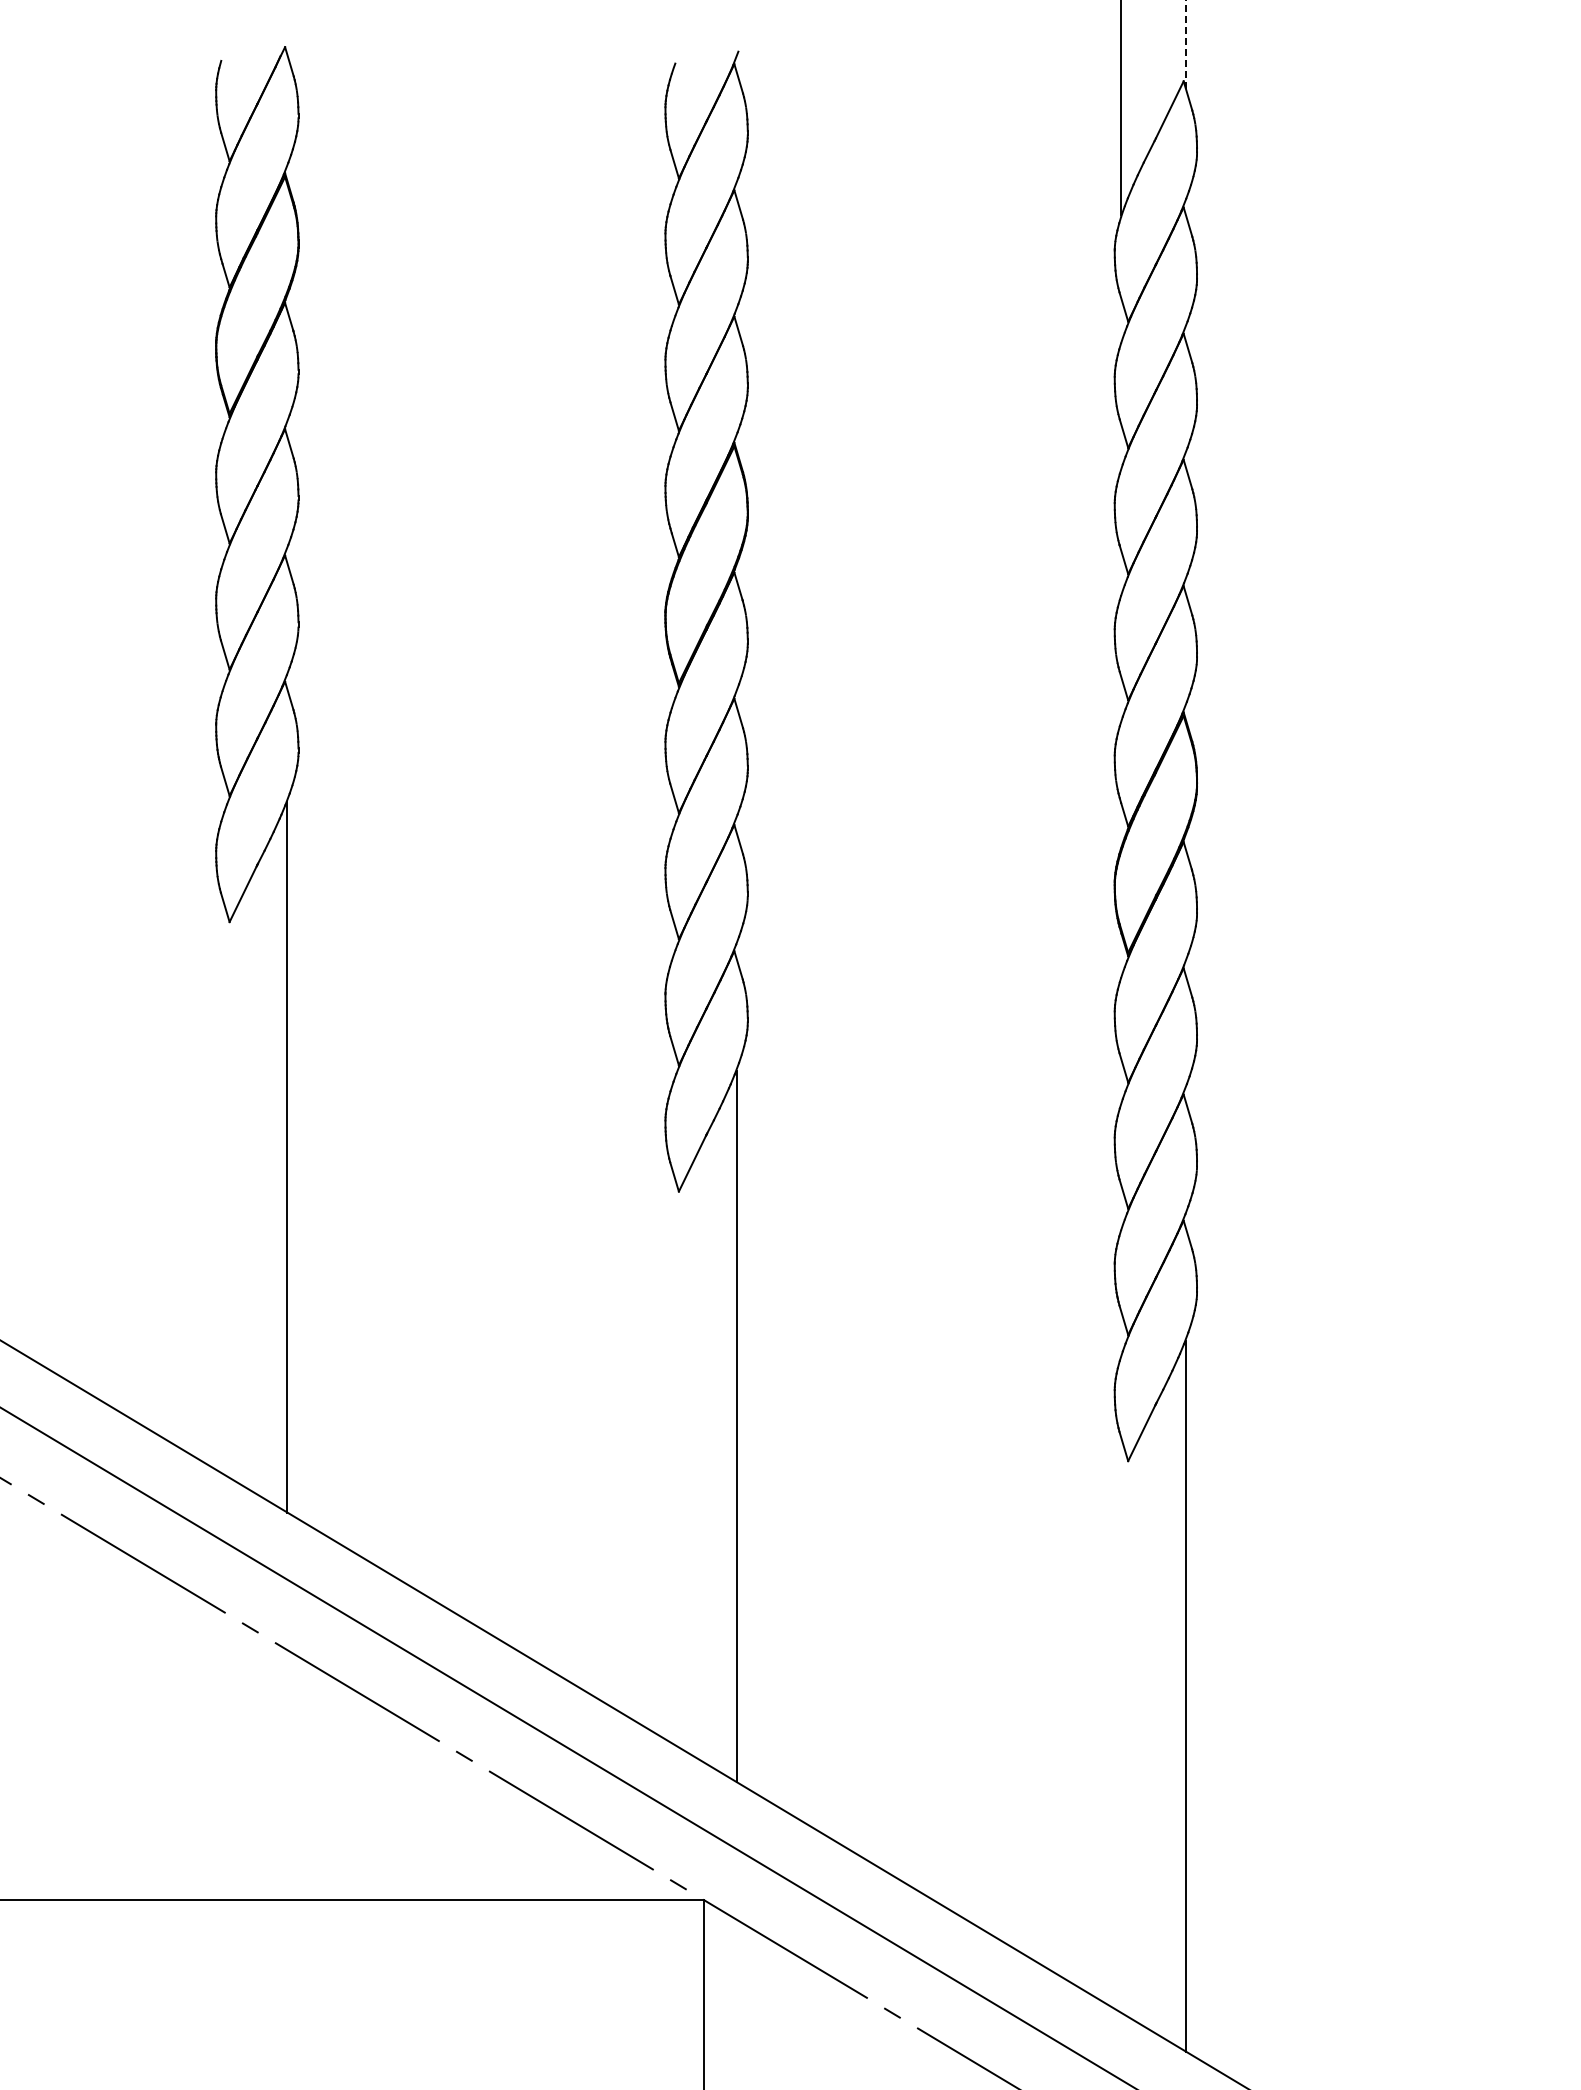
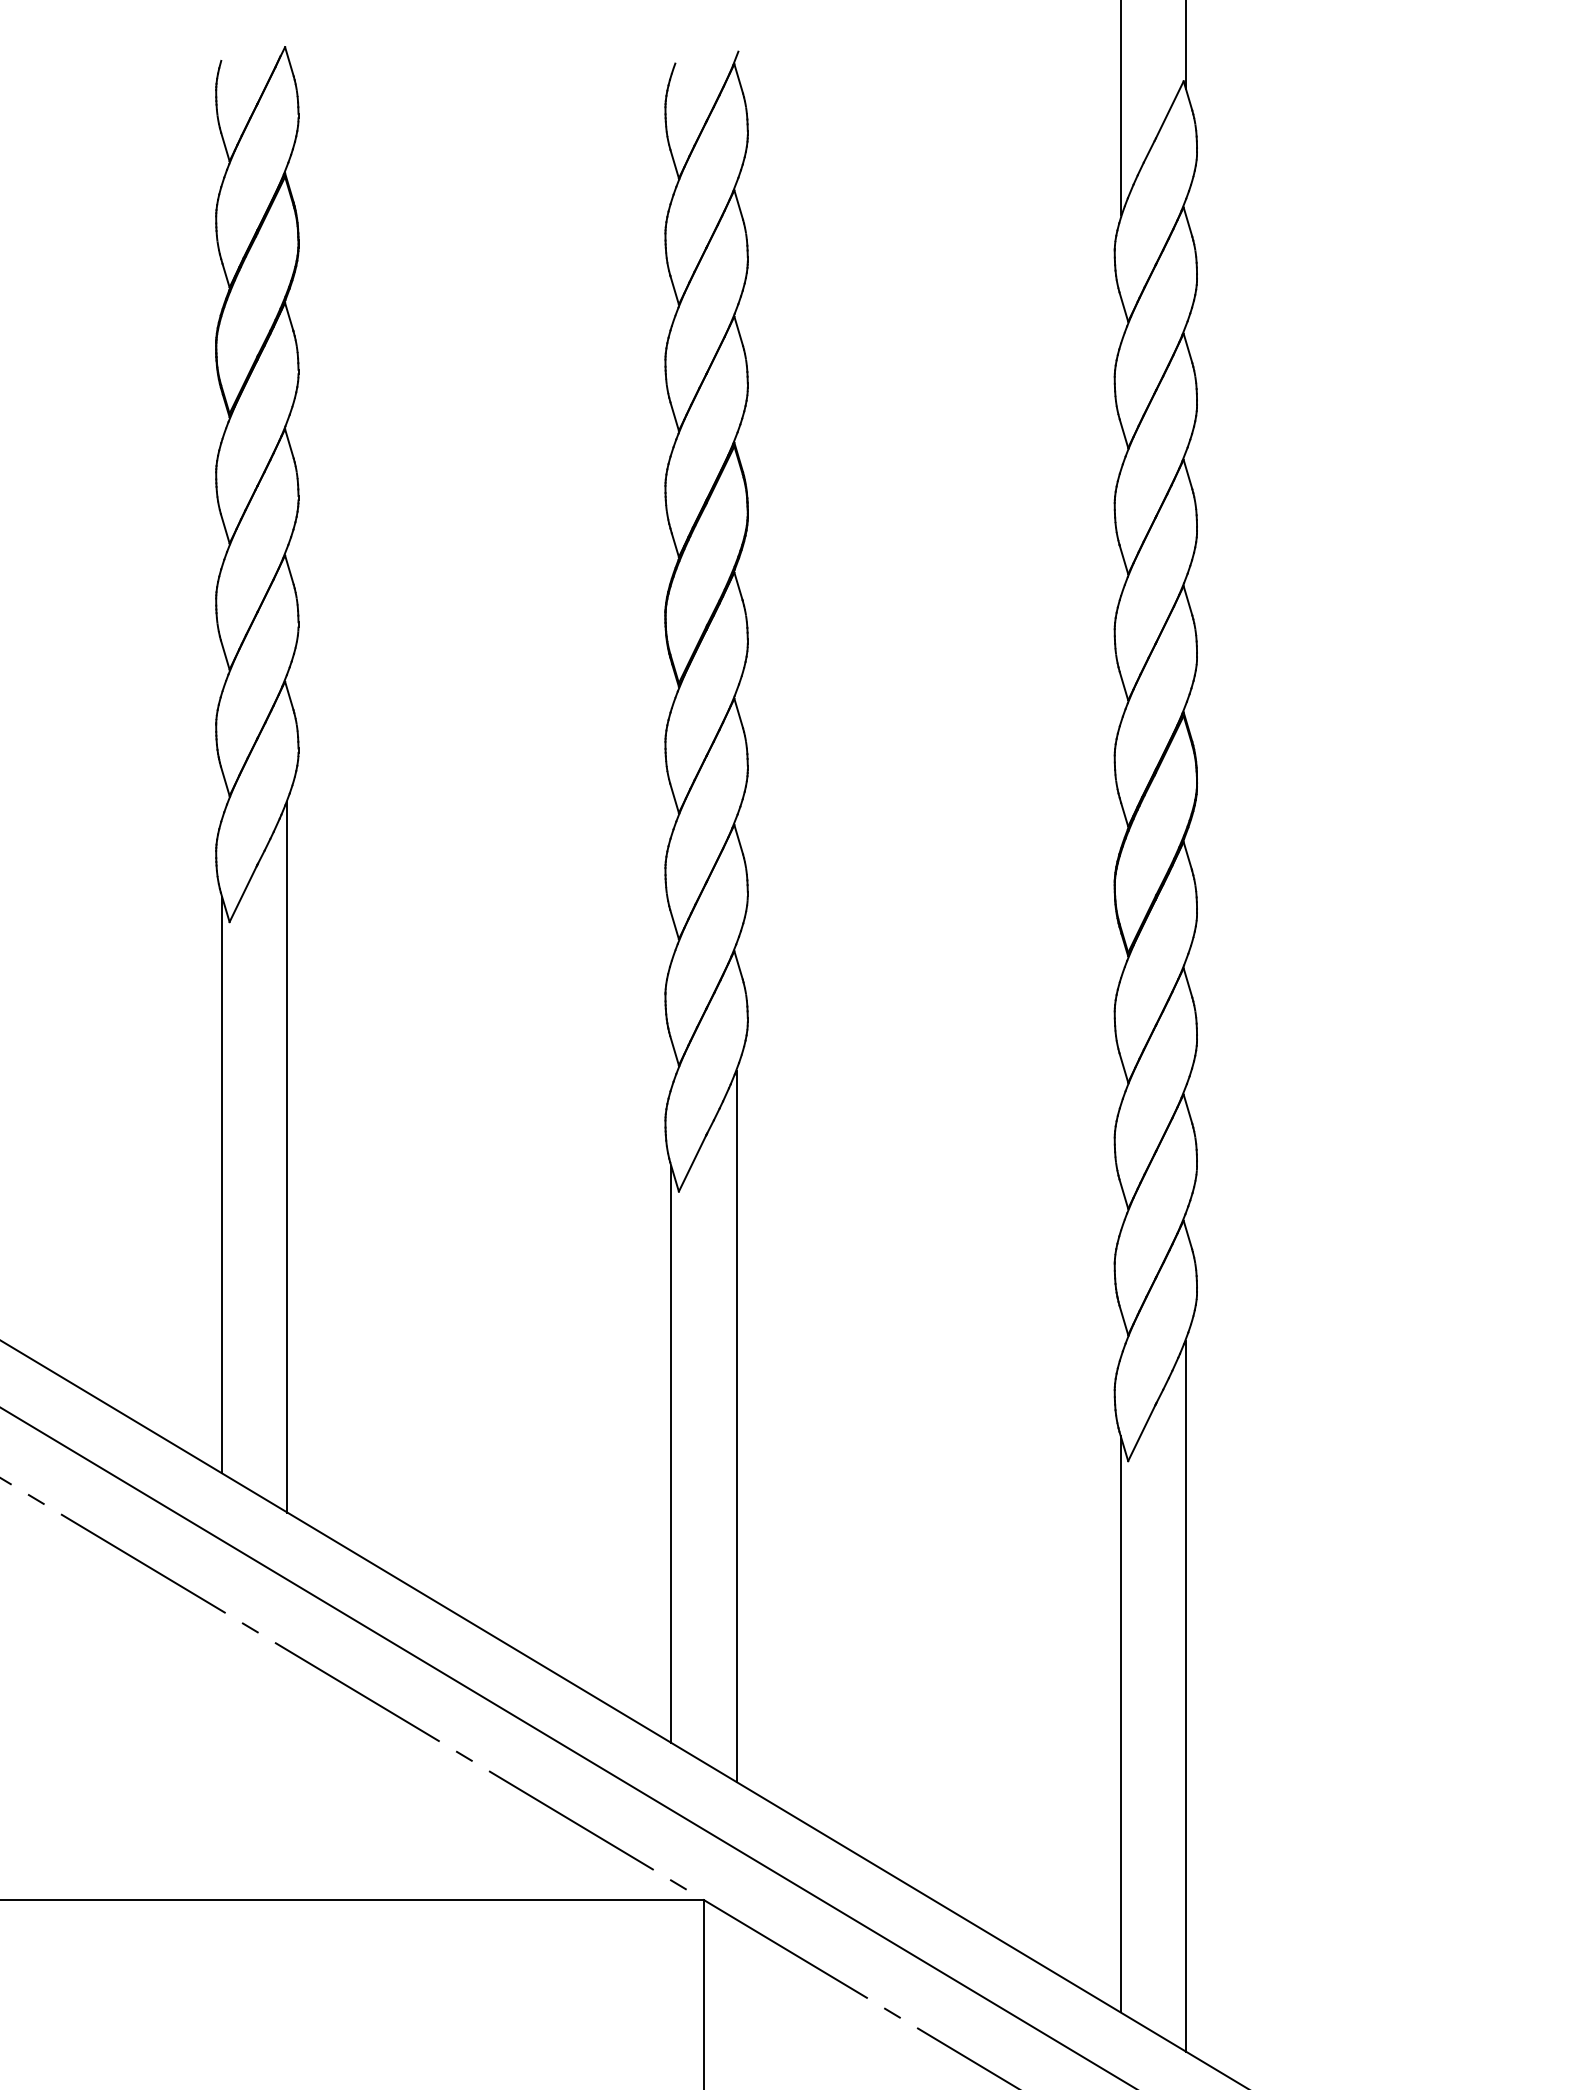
line: dashed -> solid (1185, 44)
line: none -> present (222, 1184)
line: none -> present (671, 1454)
line: none -> present (1120, 1723)
